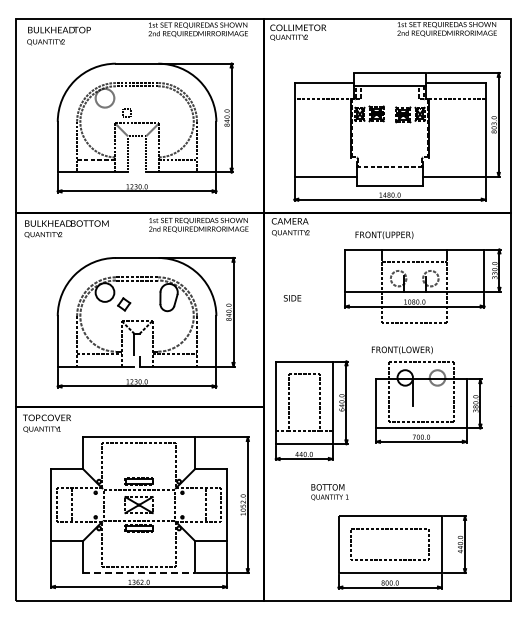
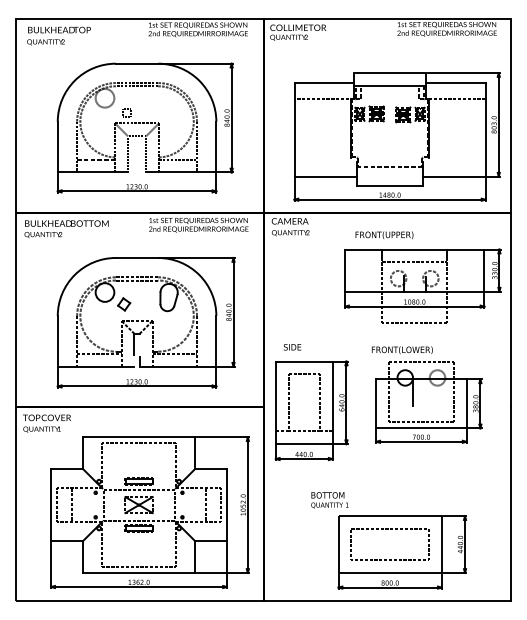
text position: (292, 298) -> (292, 347) (292, 347)
text position: (329, 492) -> (329, 500) (329, 500)
line: dashed -> solid (139, 572)
